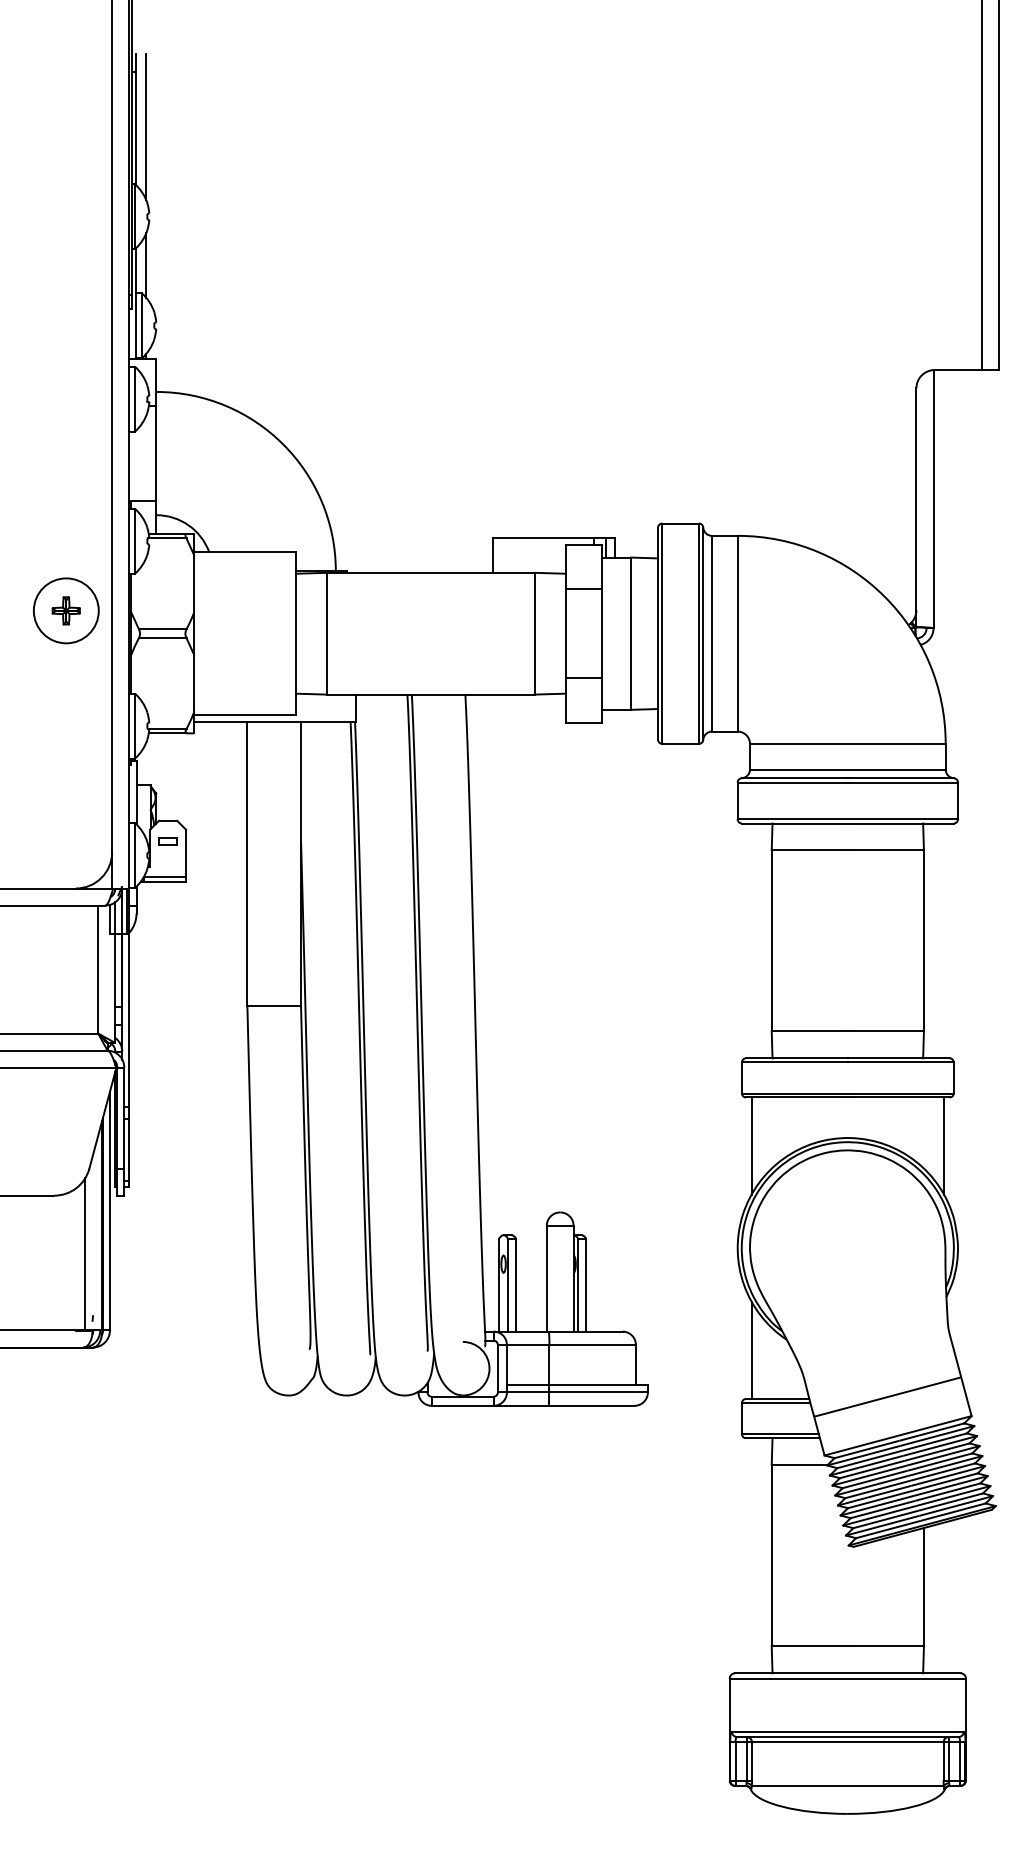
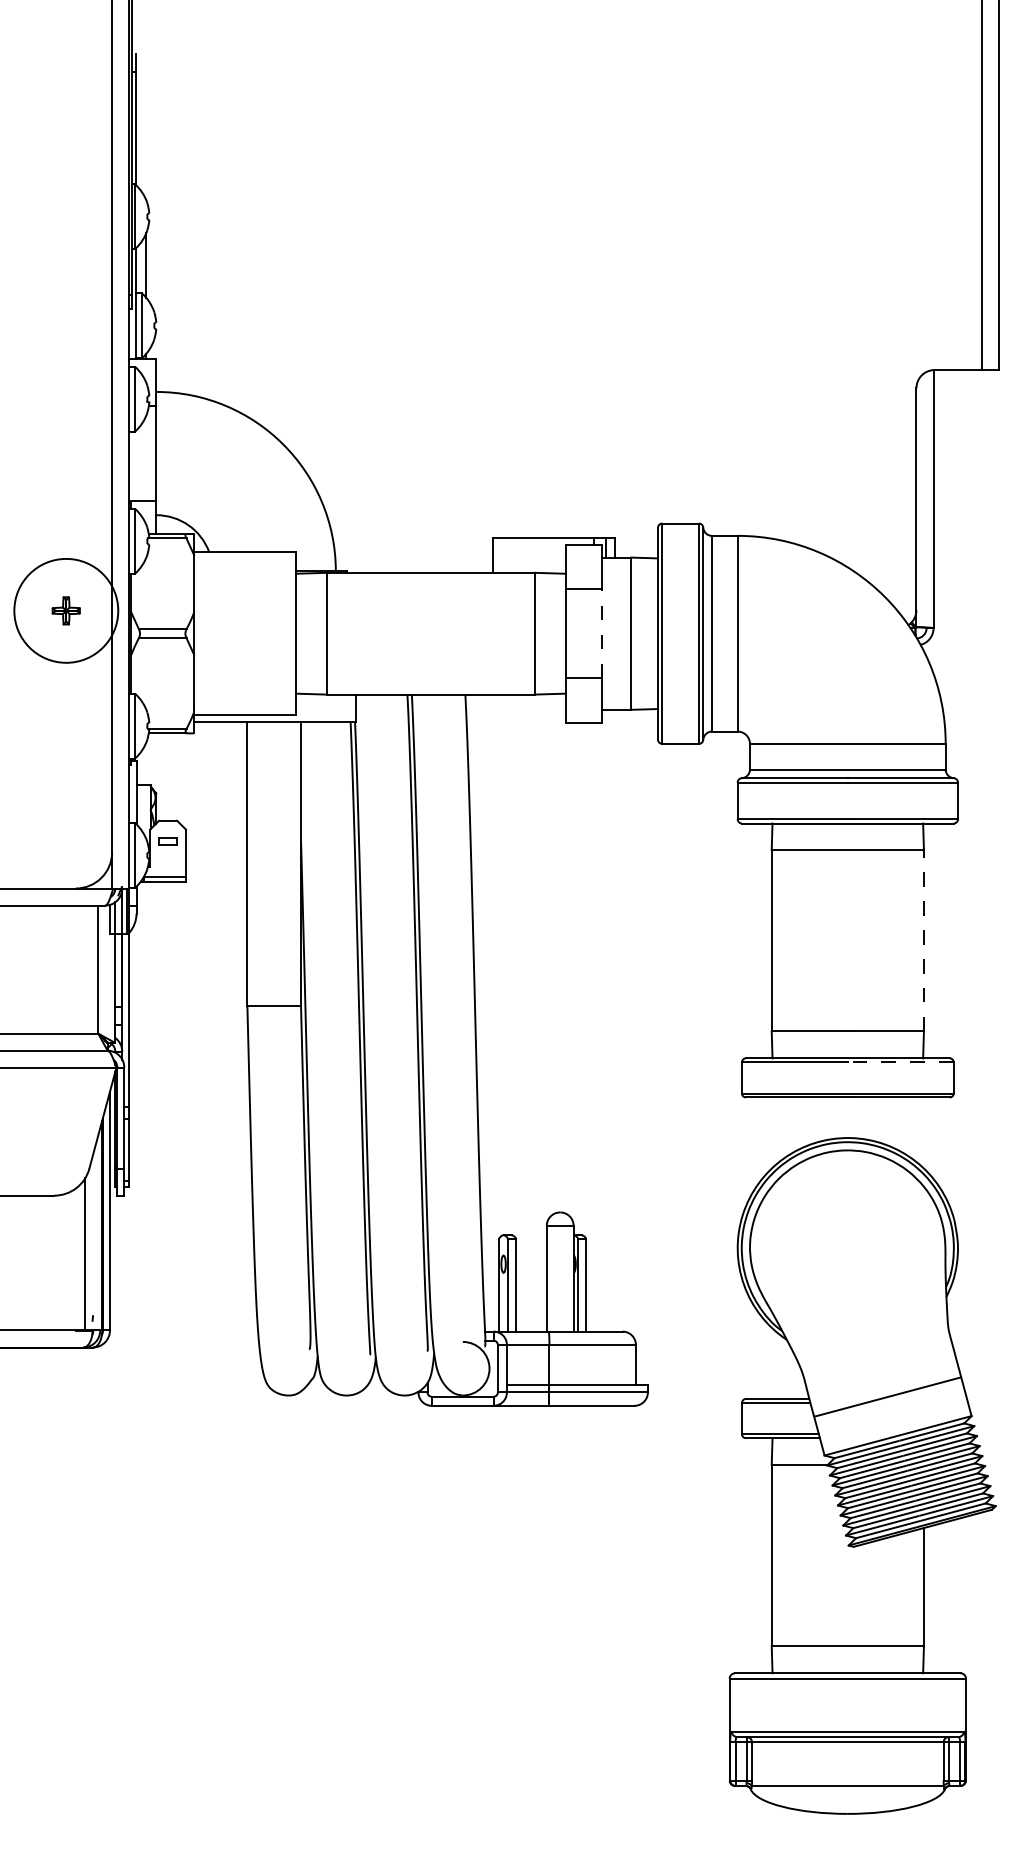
line: present -> none (146, 127)
circle diameter: 65 px -> 104 px (66, 610)
line: solid -> dashed (601, 633)
line: solid -> dashed (923, 940)
line: solid -> dashed (900, 1062)
line: present -> none (752, 1145)
line: present -> none (943, 1145)
line: present -> none (752, 1350)
